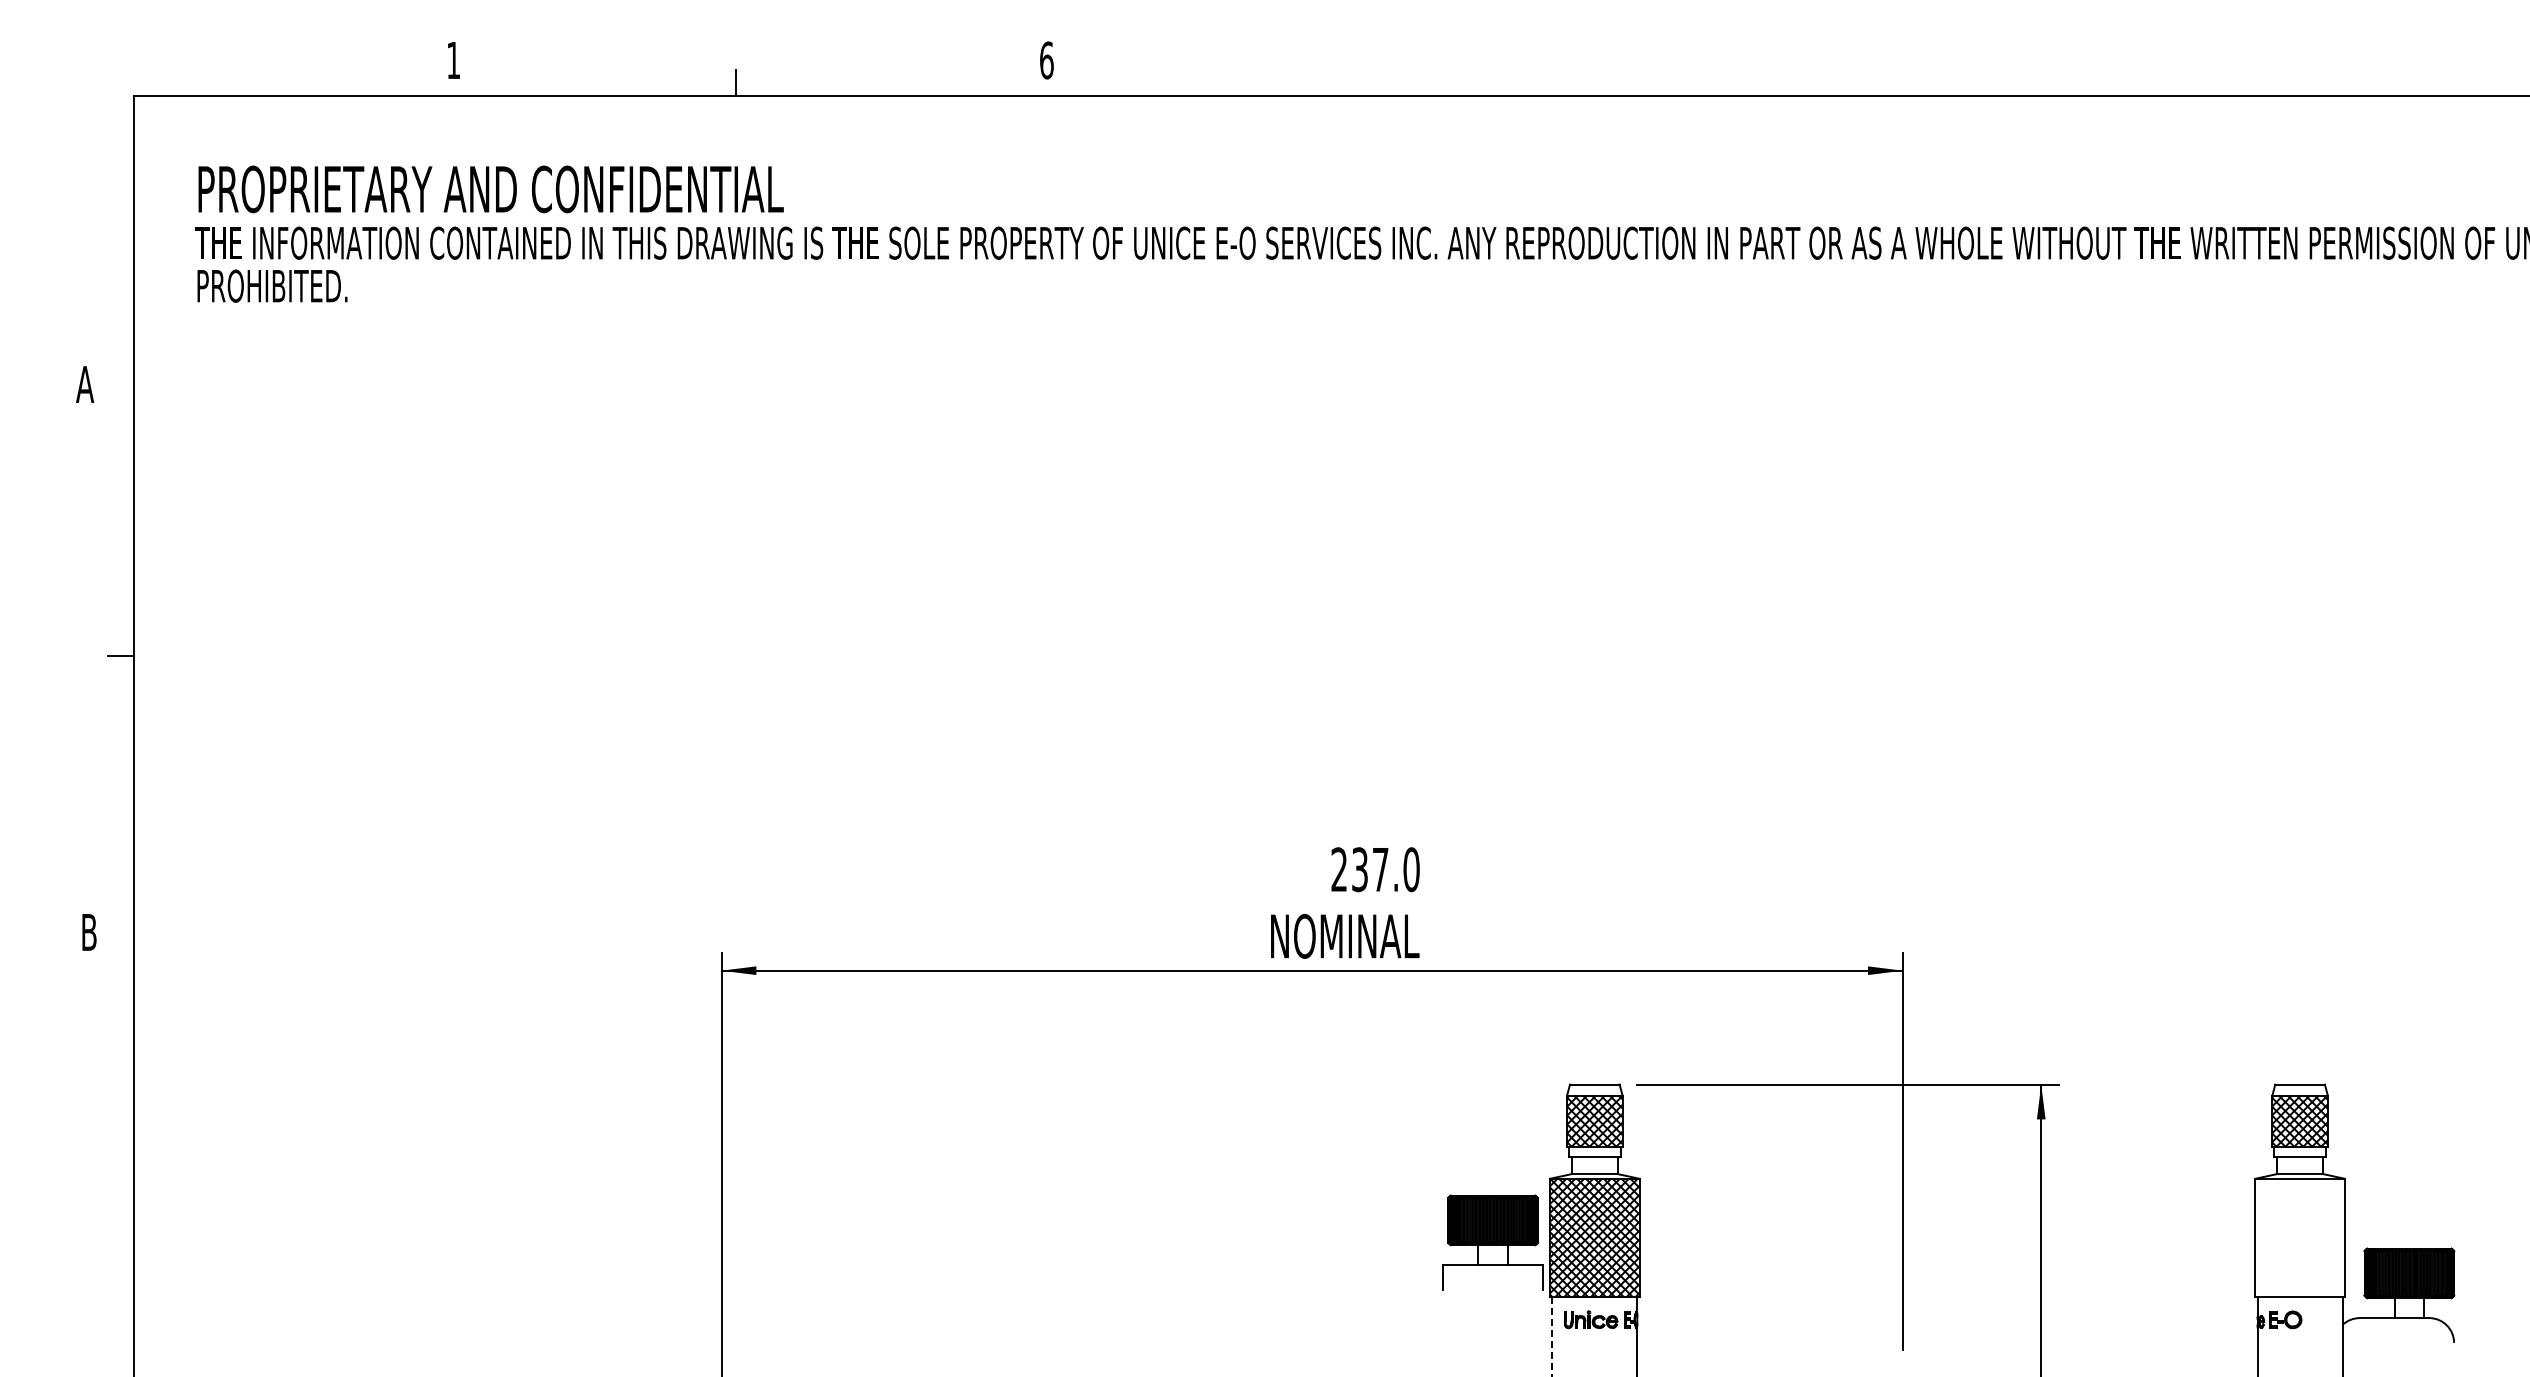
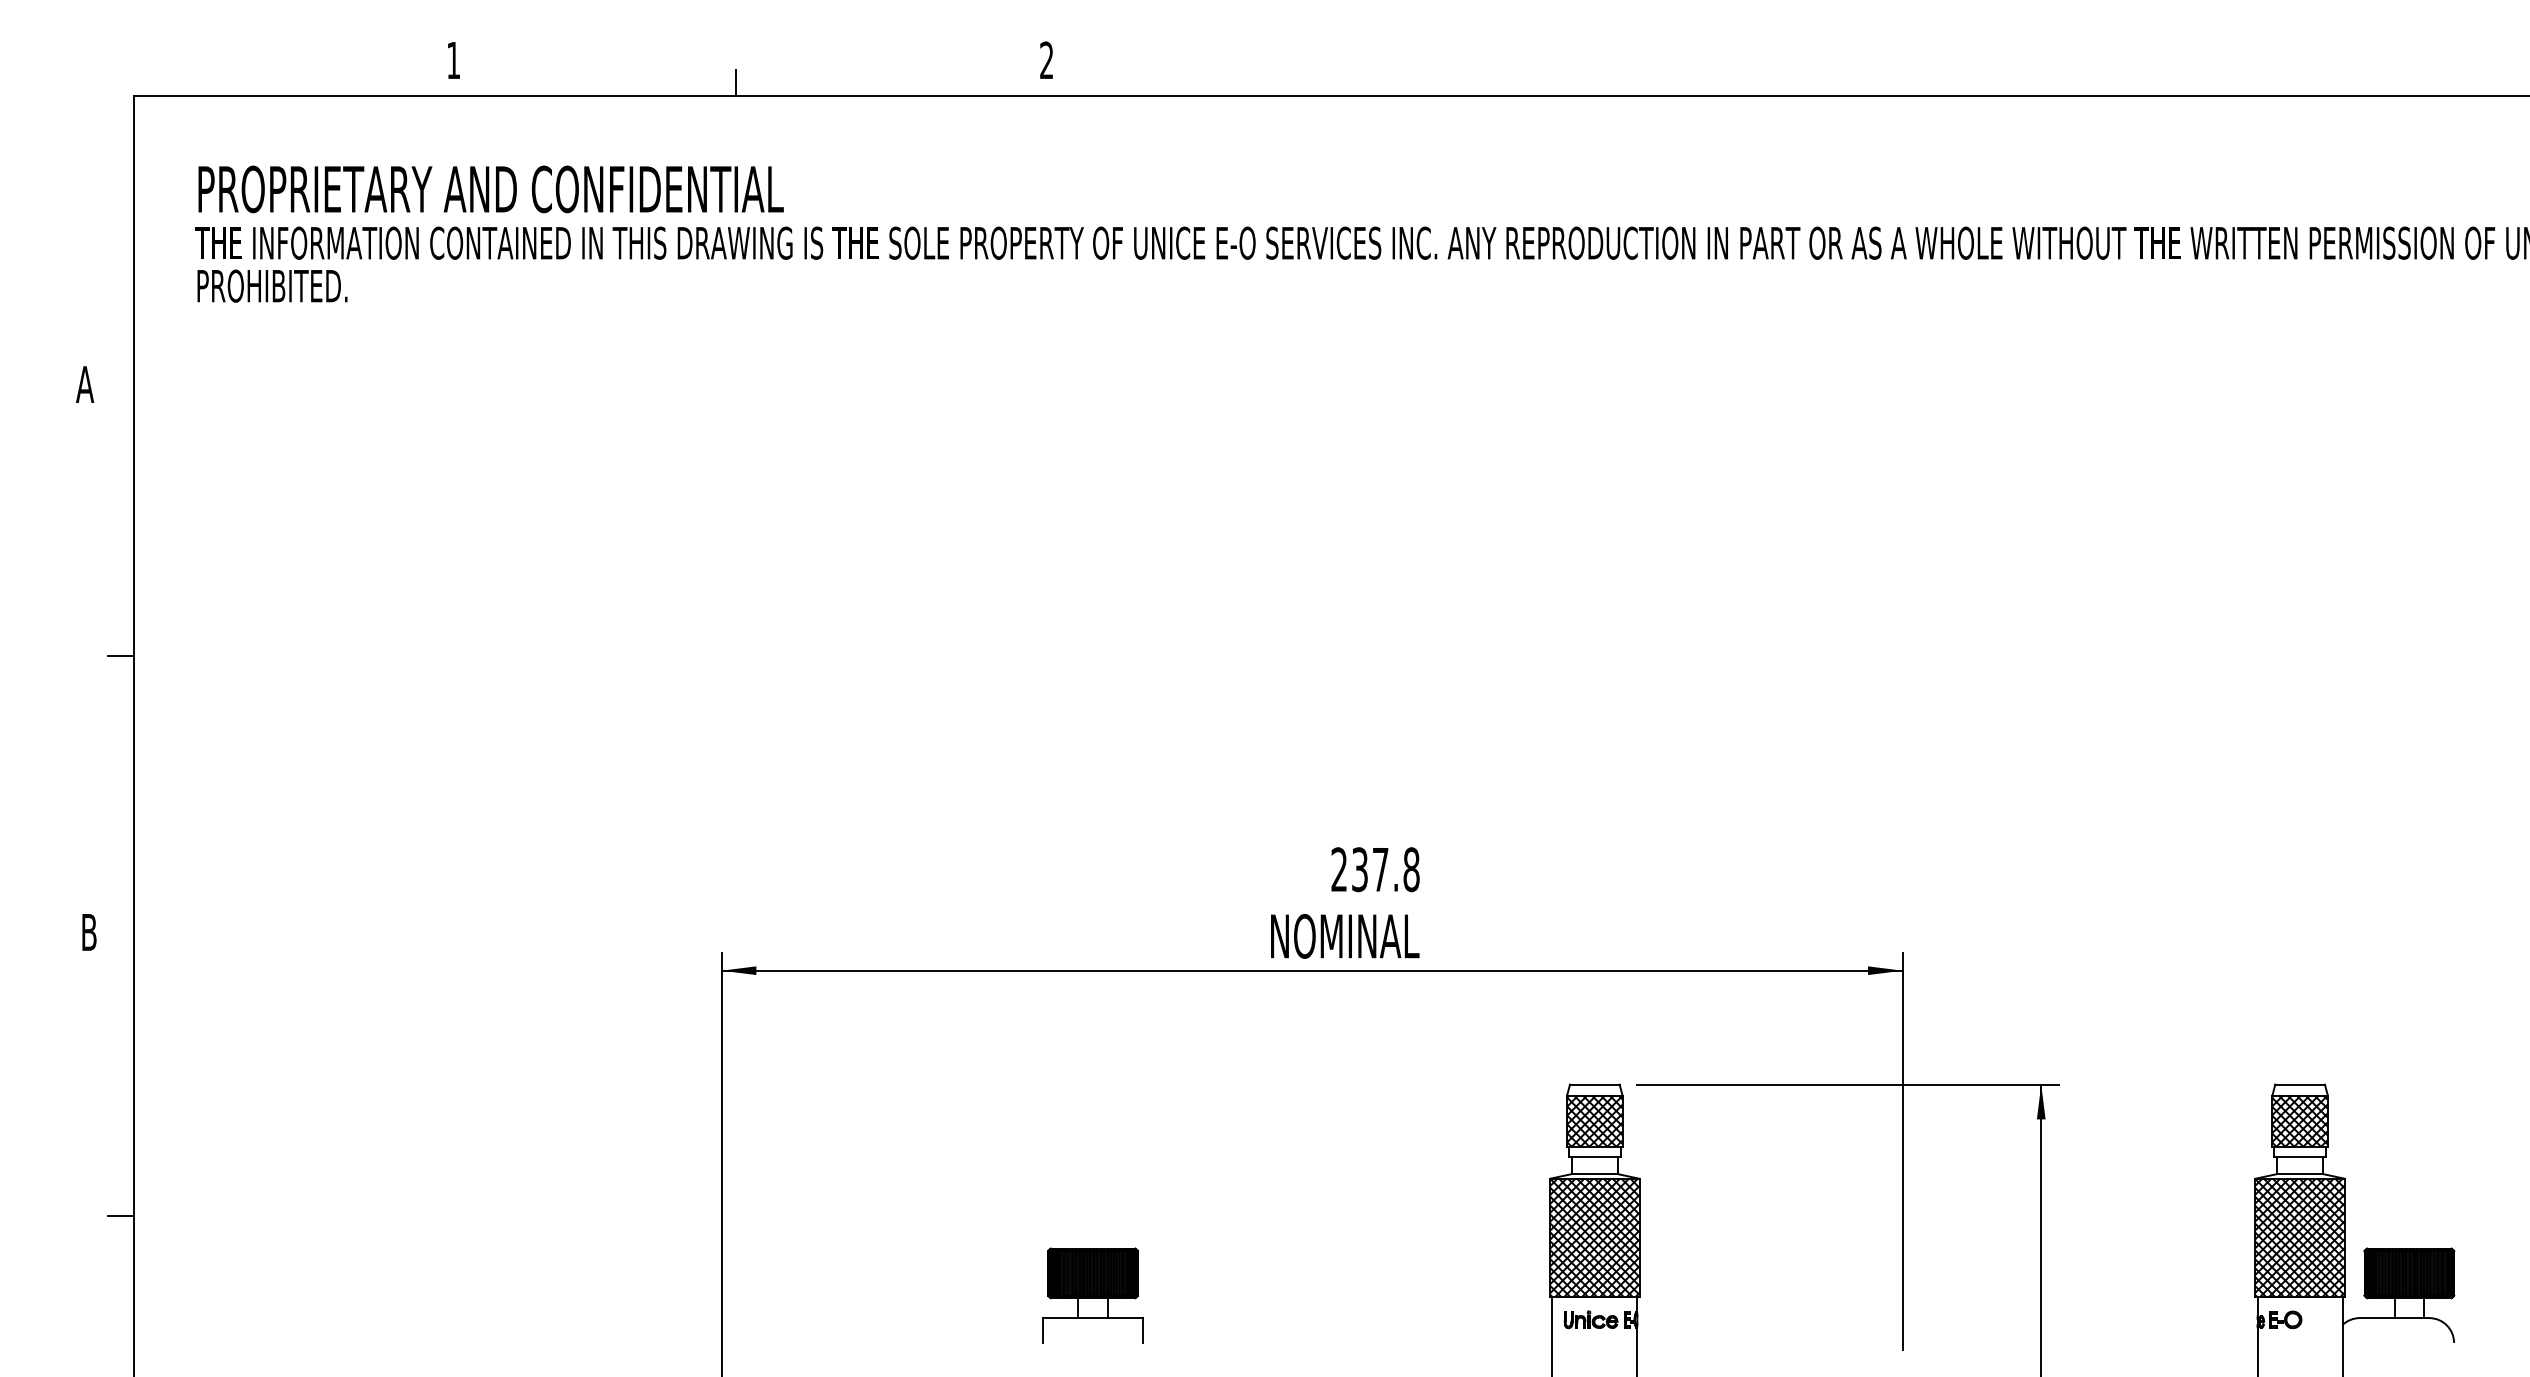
text: 6 -> 2 (1046, 60)
text: 237.0 -> 237.8 (1411, 869)
line: none -> present (120, 1215)
hatch: none -> present (2299, 1237)
part position: (1492, 1242) -> (1092, 1295) (1092, 1295)
line: dashed -> solid (1552, 1336)
